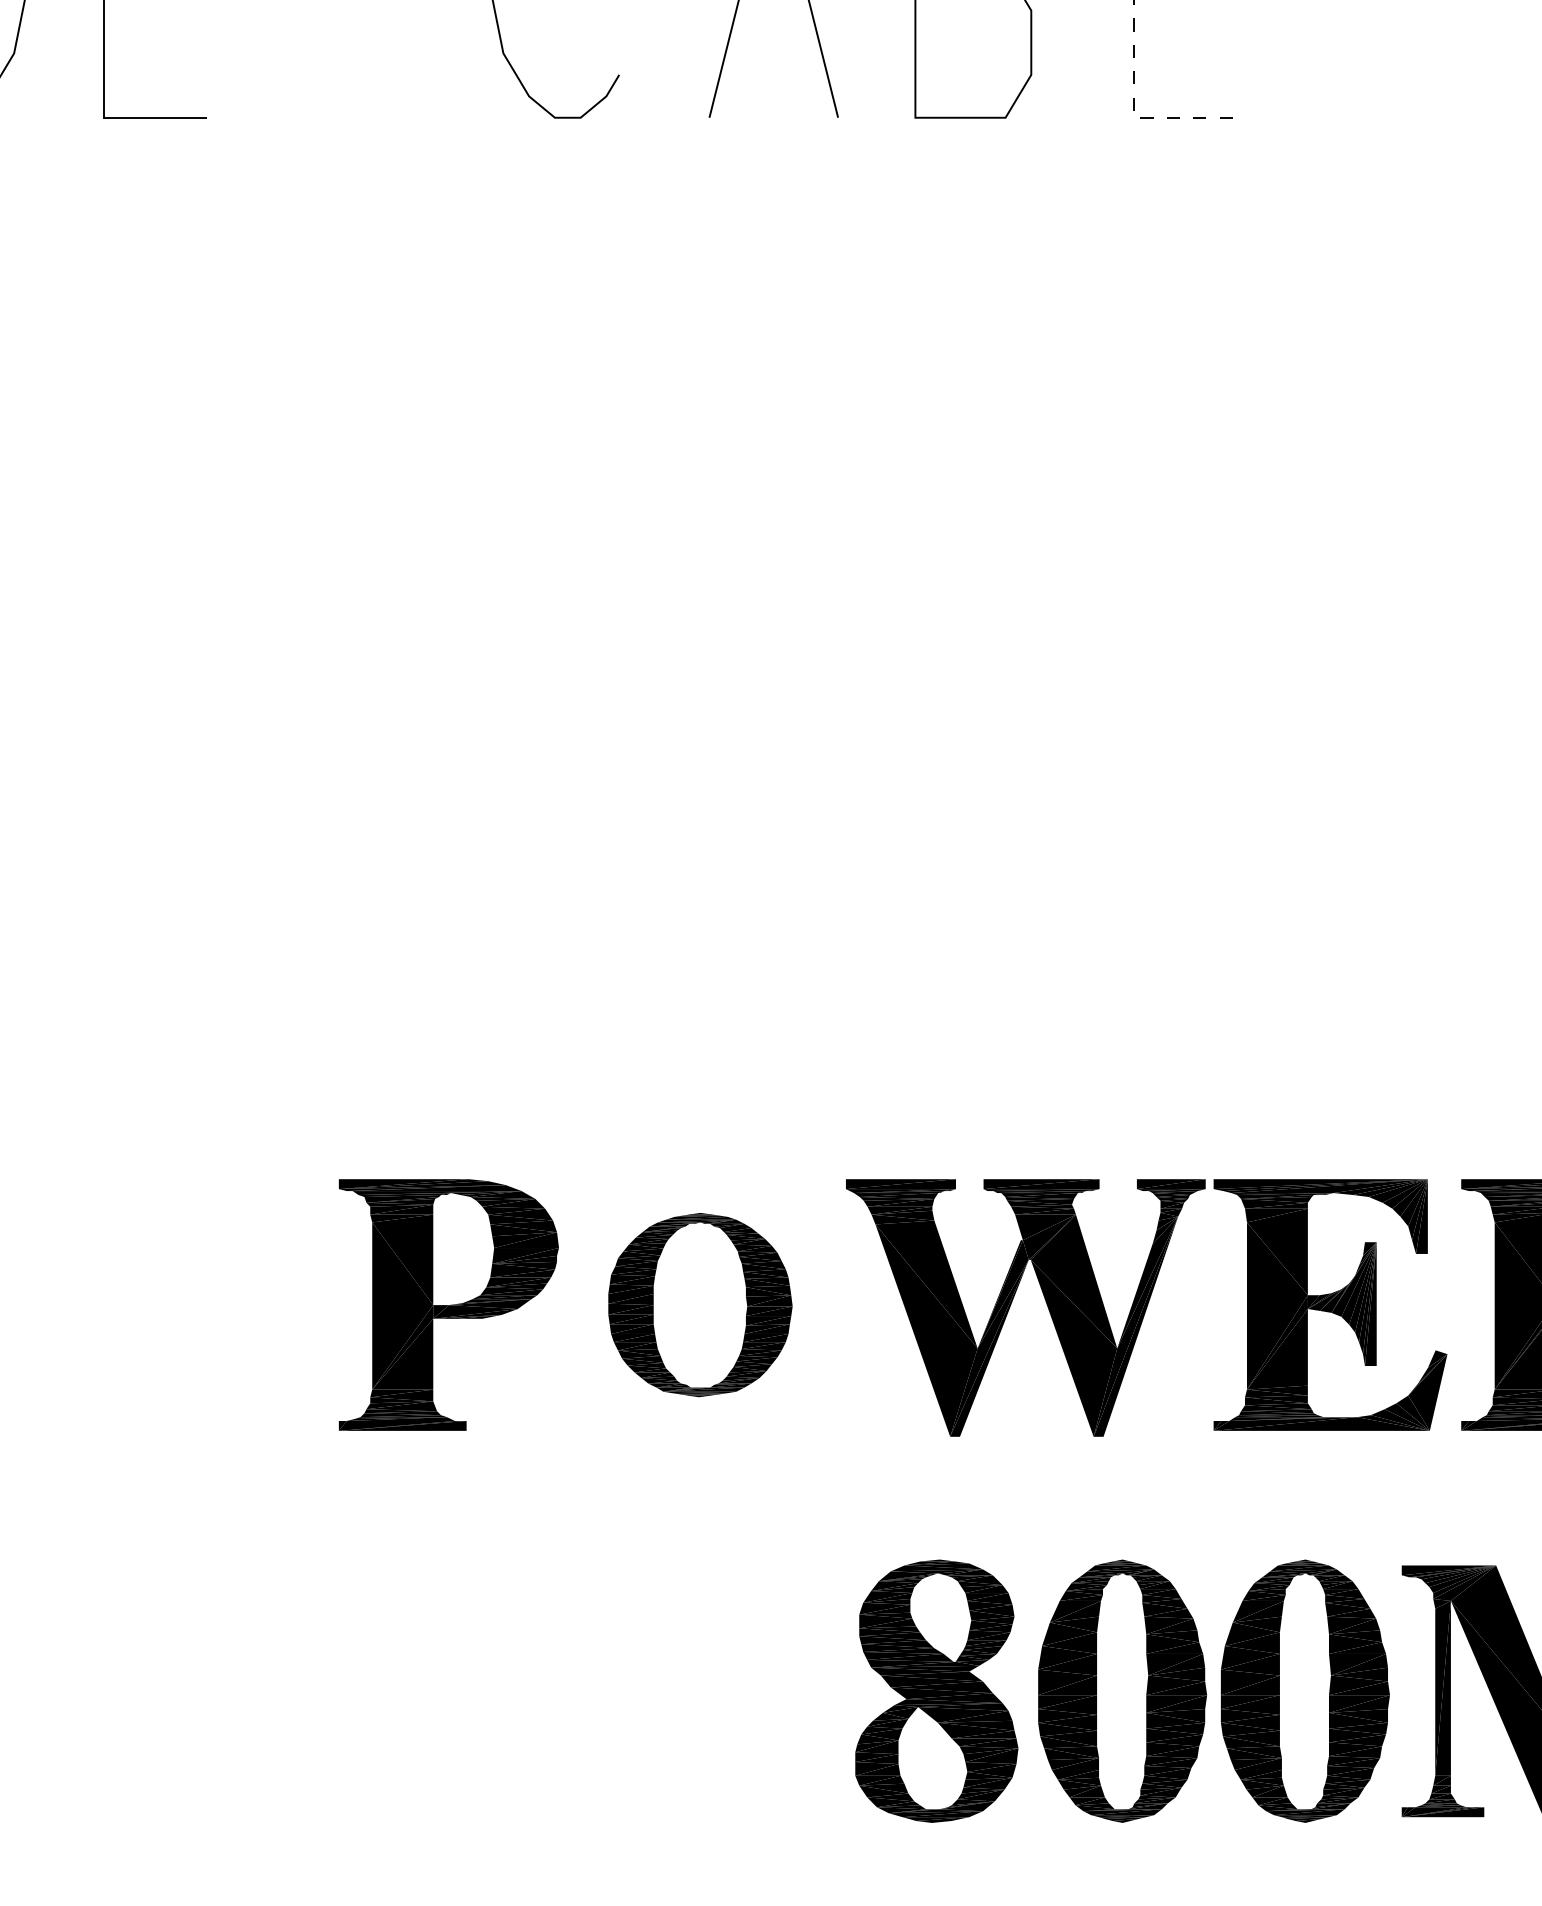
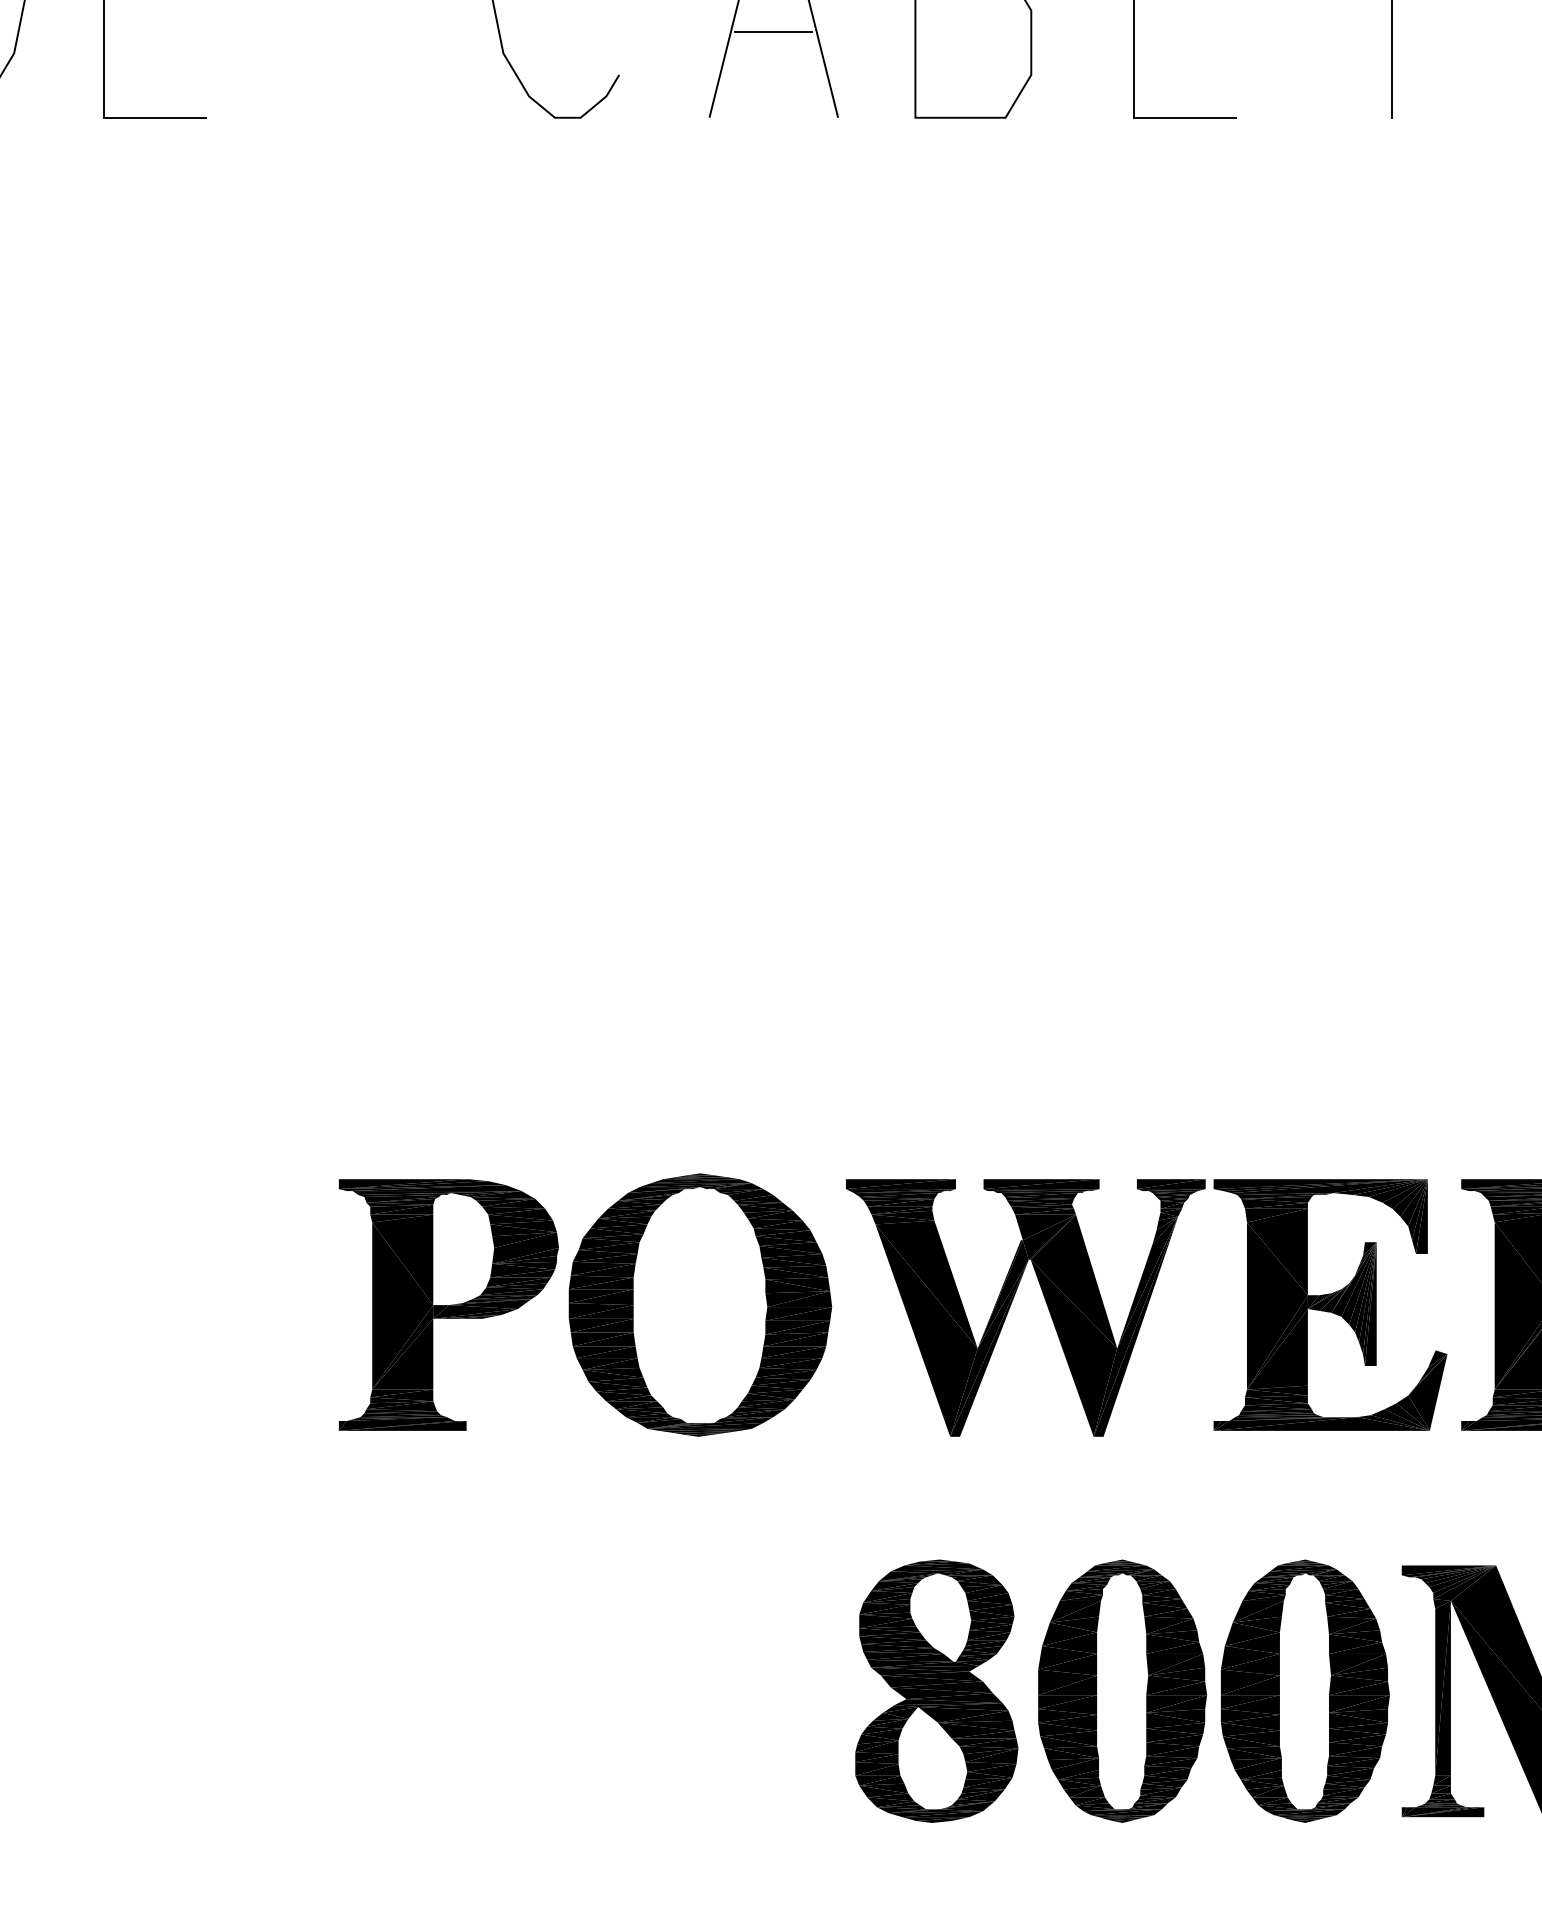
line: none -> present (773, 31)
line: none -> present (1391, 59)
line: dashed -> solid (1134, 110)
part size: 185x185 px -> 265x264 px (700, 1304)
